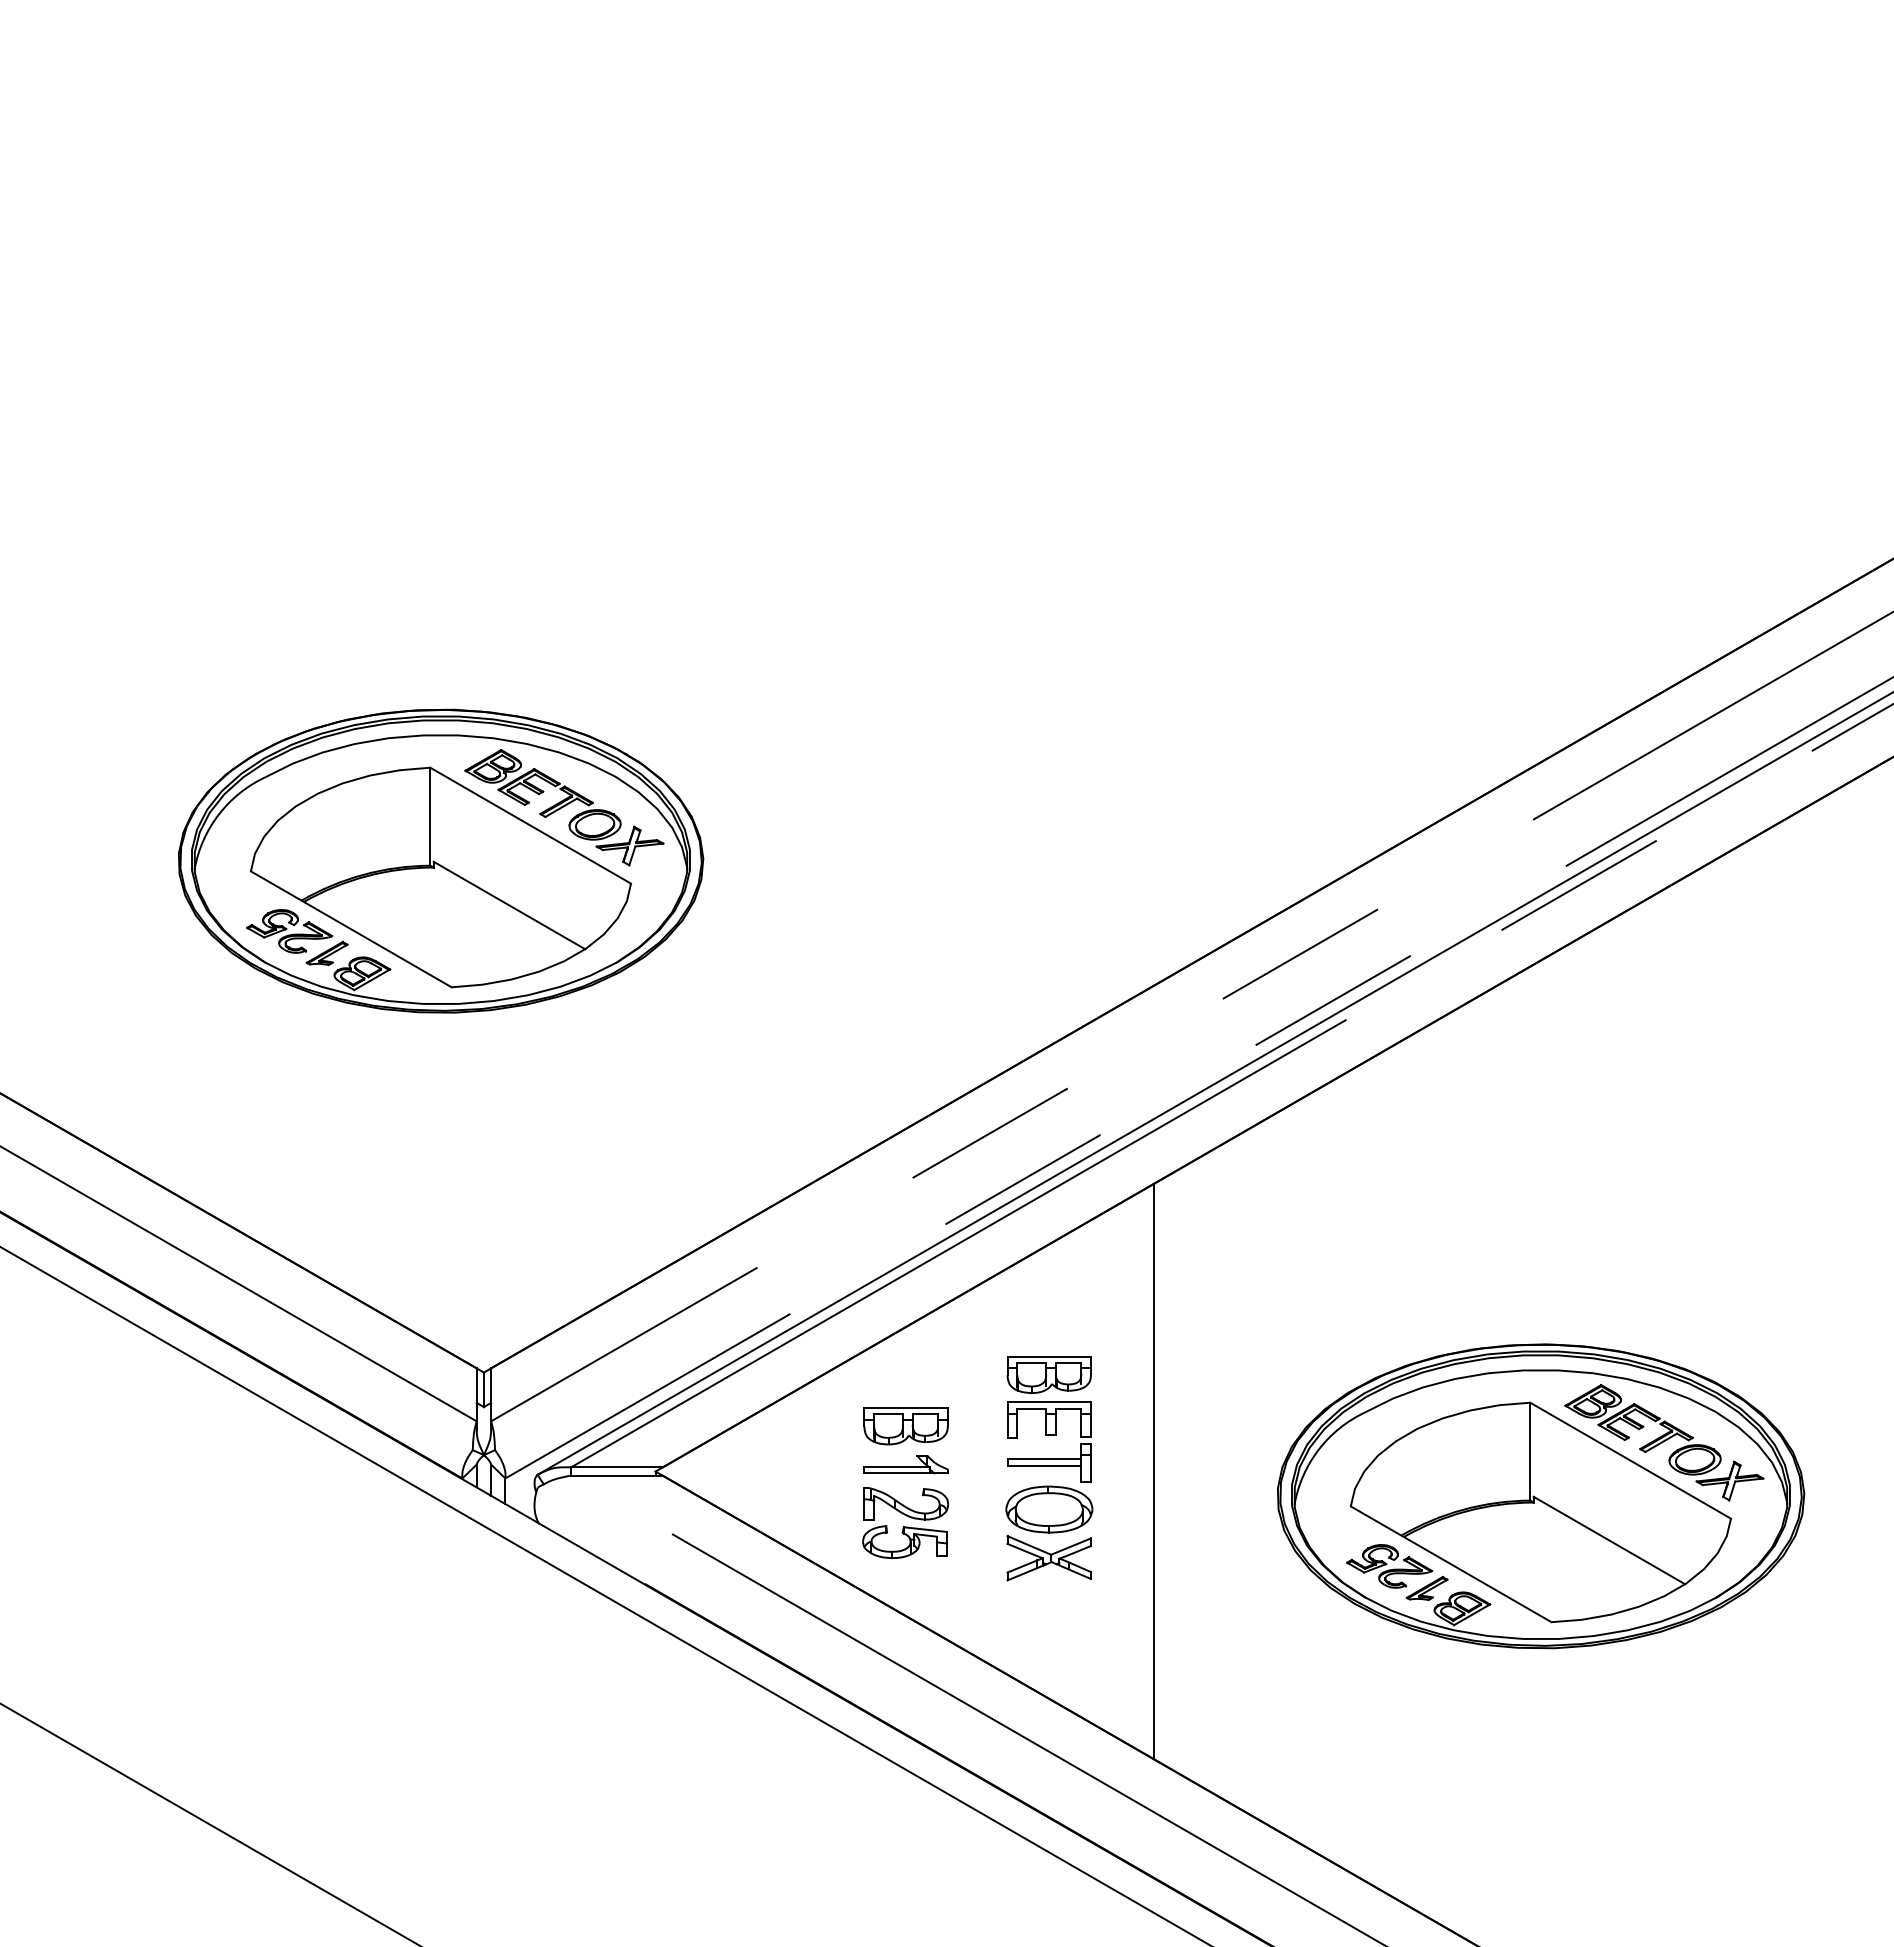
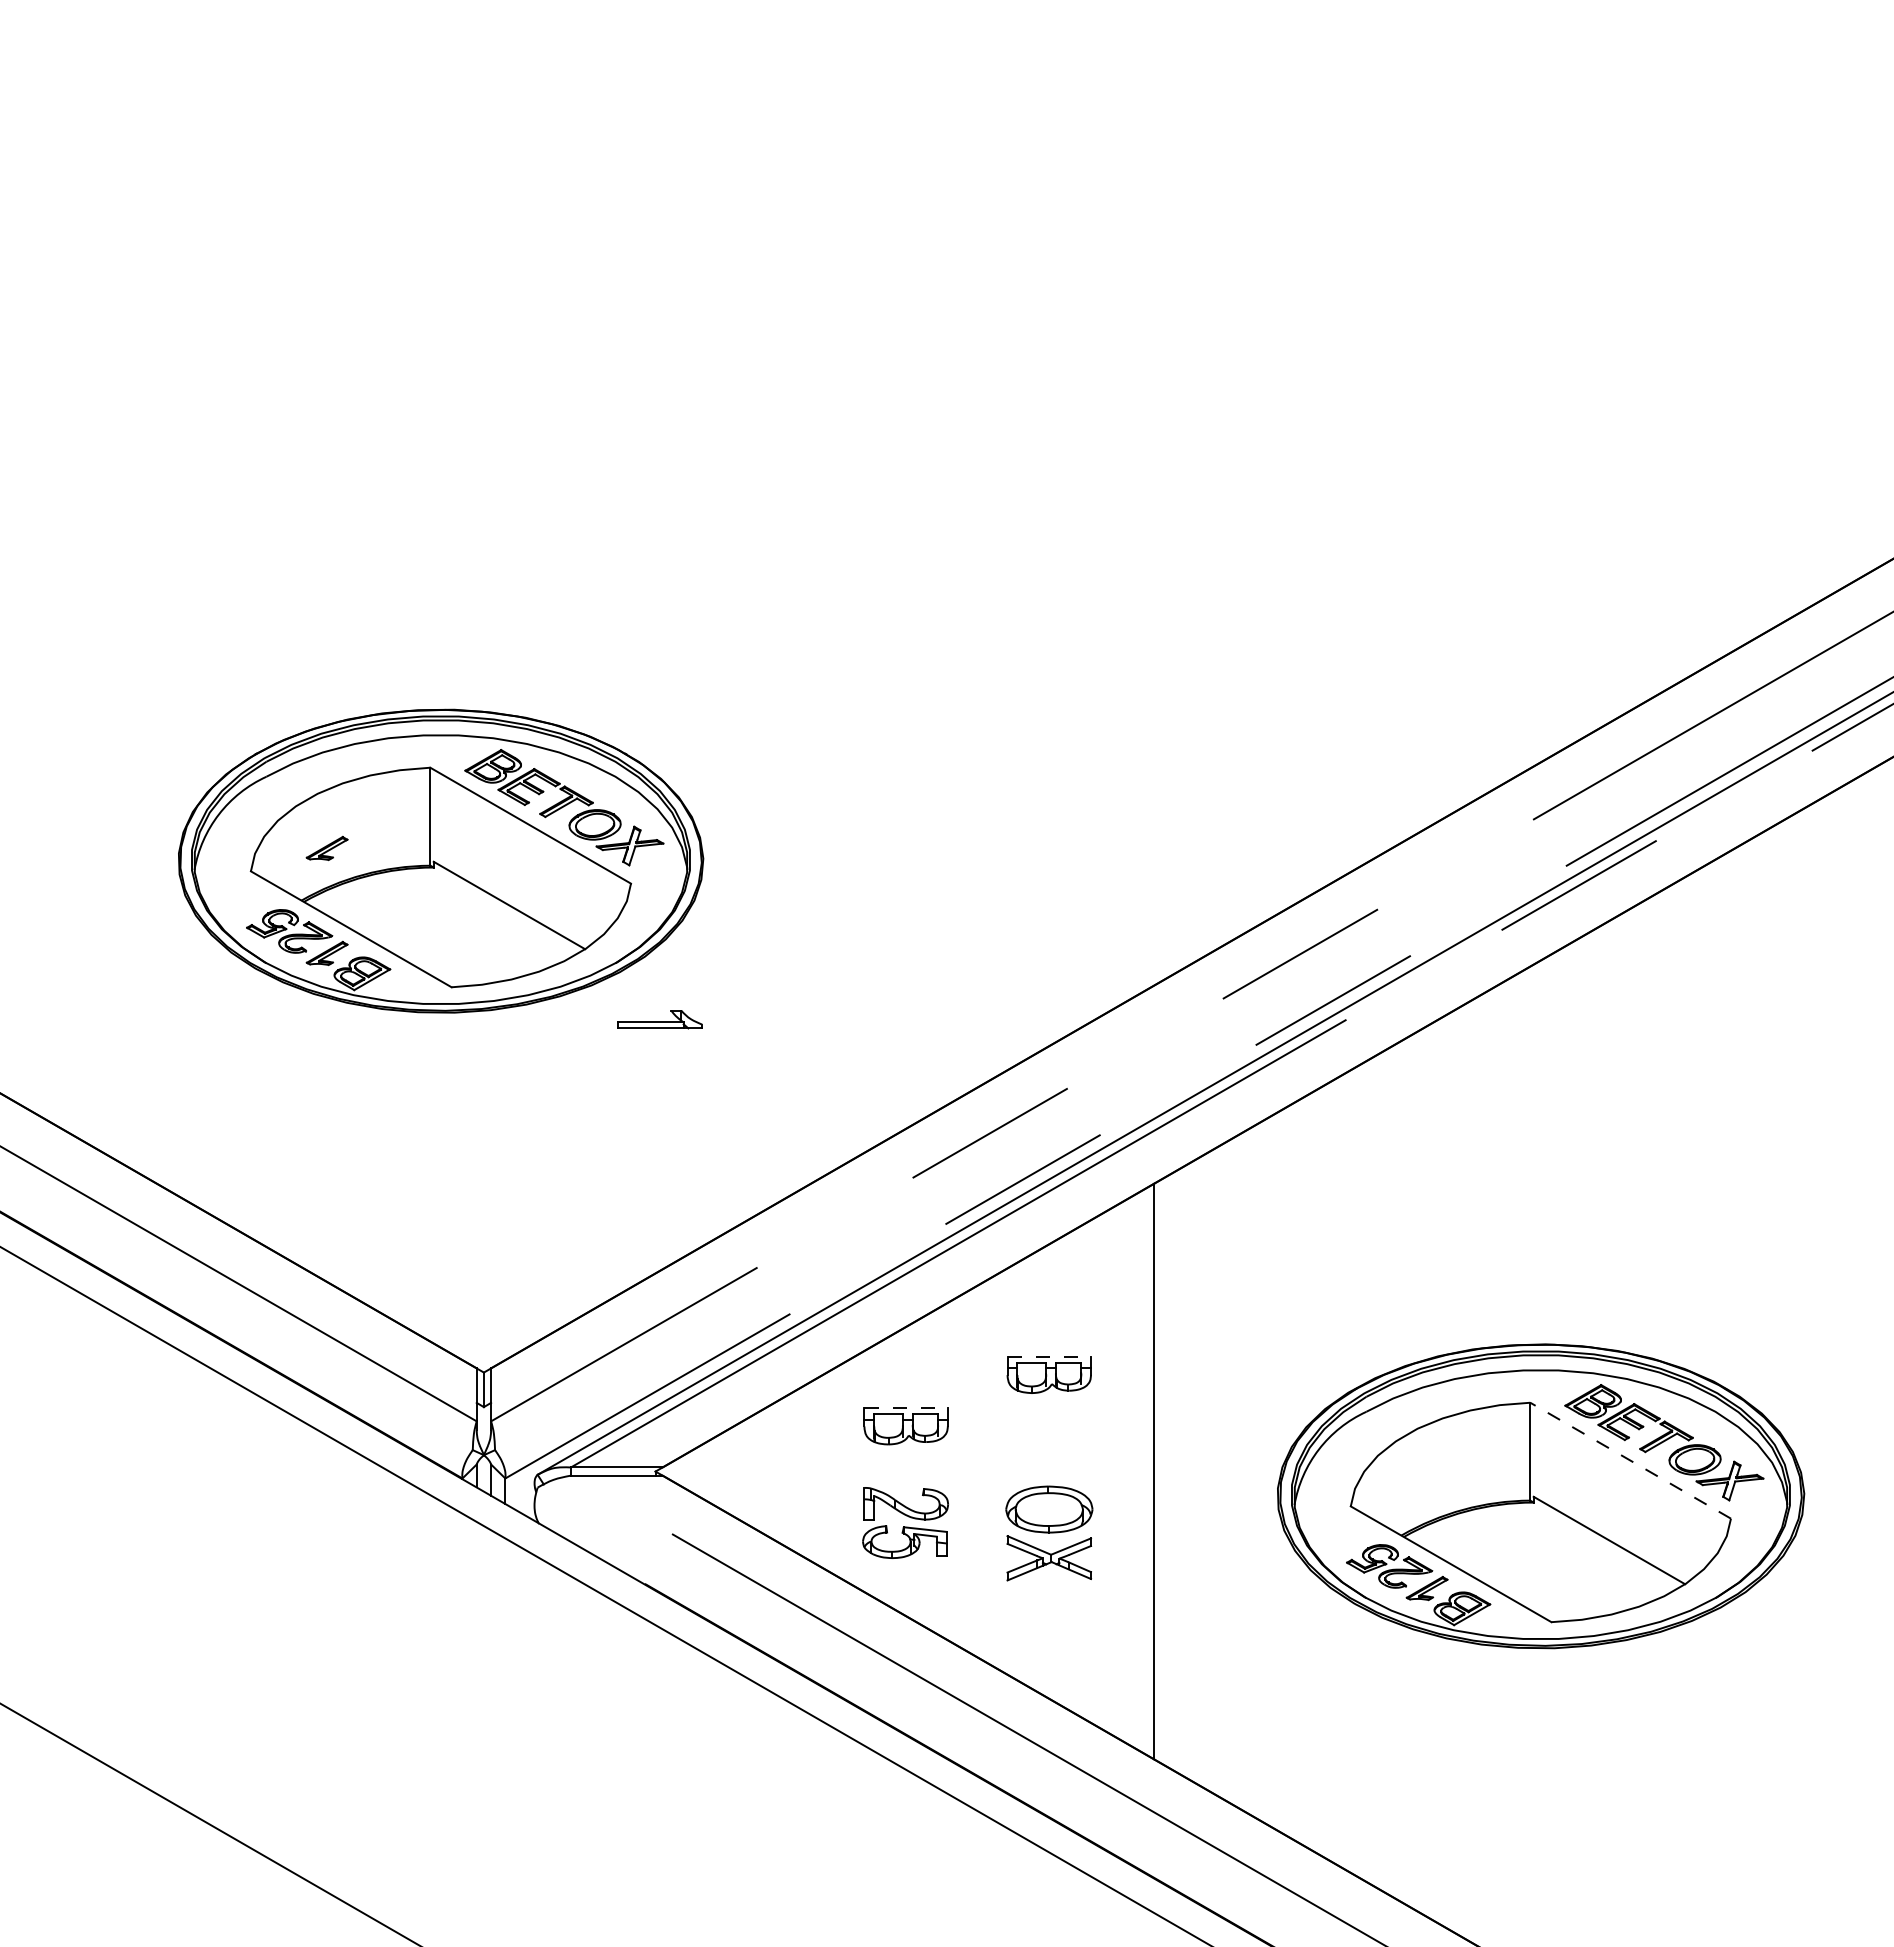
part: none -> present (326, 847)
line: solid -> dashed (1049, 1356)
line: solid -> dashed (906, 1408)
part: present -> none (1049, 1441)
line: solid -> dashed (1630, 1460)
part position: (905, 1464) -> (659, 1019) (659, 1019)
